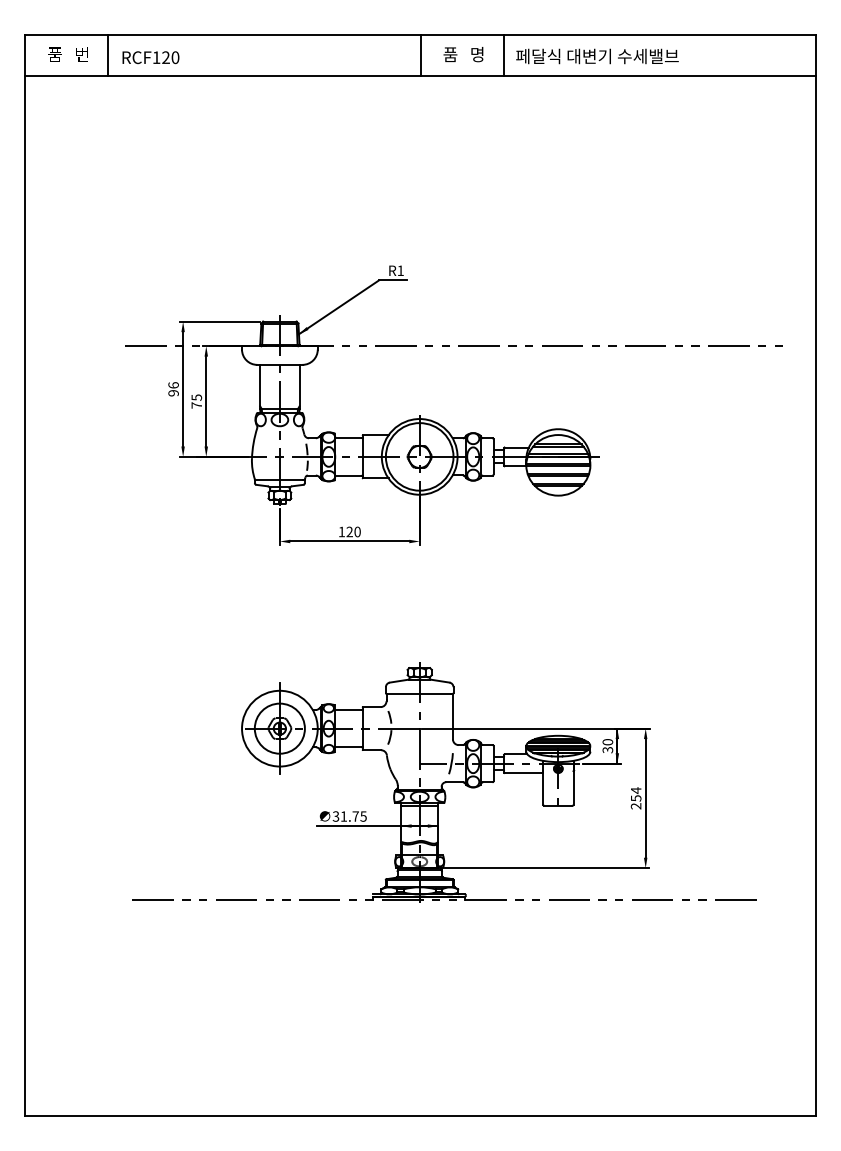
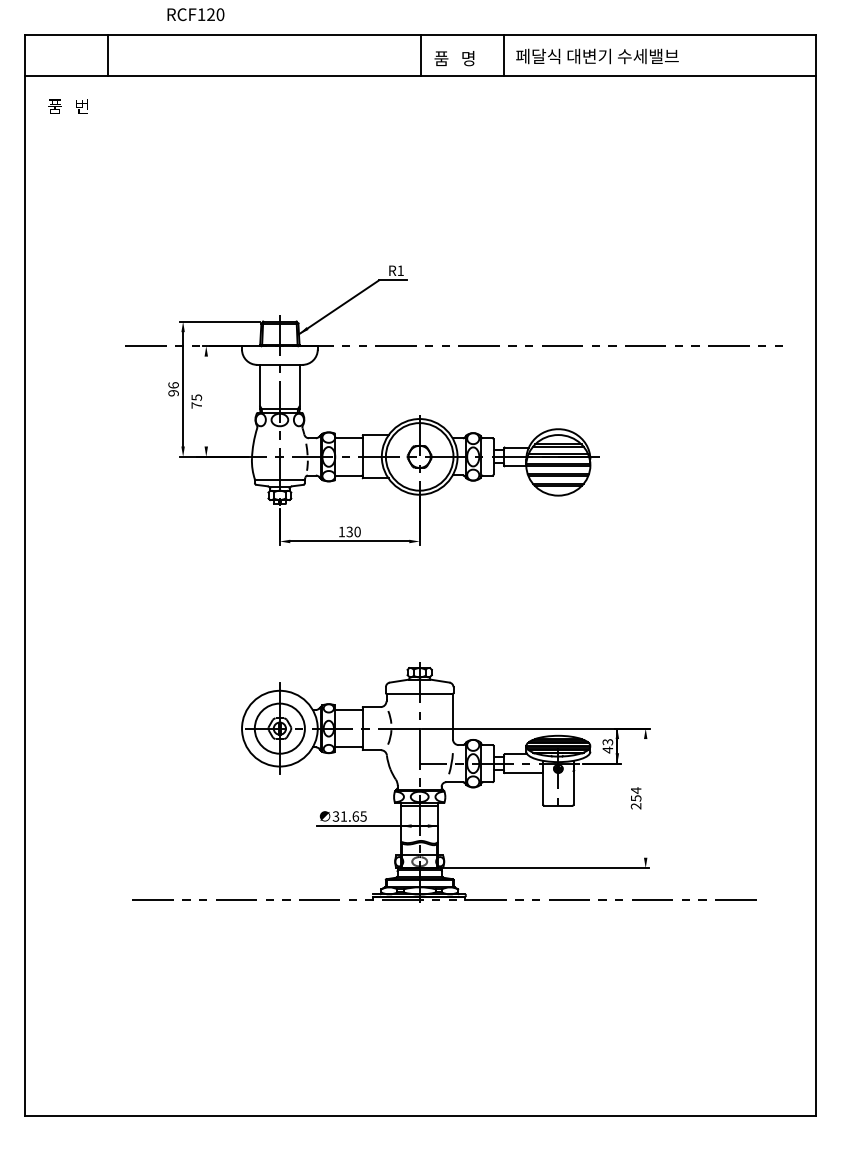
text position: (67, 54) -> (67, 106) (67, 106)
text position: (463, 54) -> (454, 58) (454, 58)
text position: (150, 57) -> (195, 14) (195, 14)
line: present -> none (206, 401)
text: 120 -> 130 (349, 532)
text: 30 -> 43 (607, 746)
line: present -> none (645, 798)
text: 31.75 -> 31.65 (355, 816)
